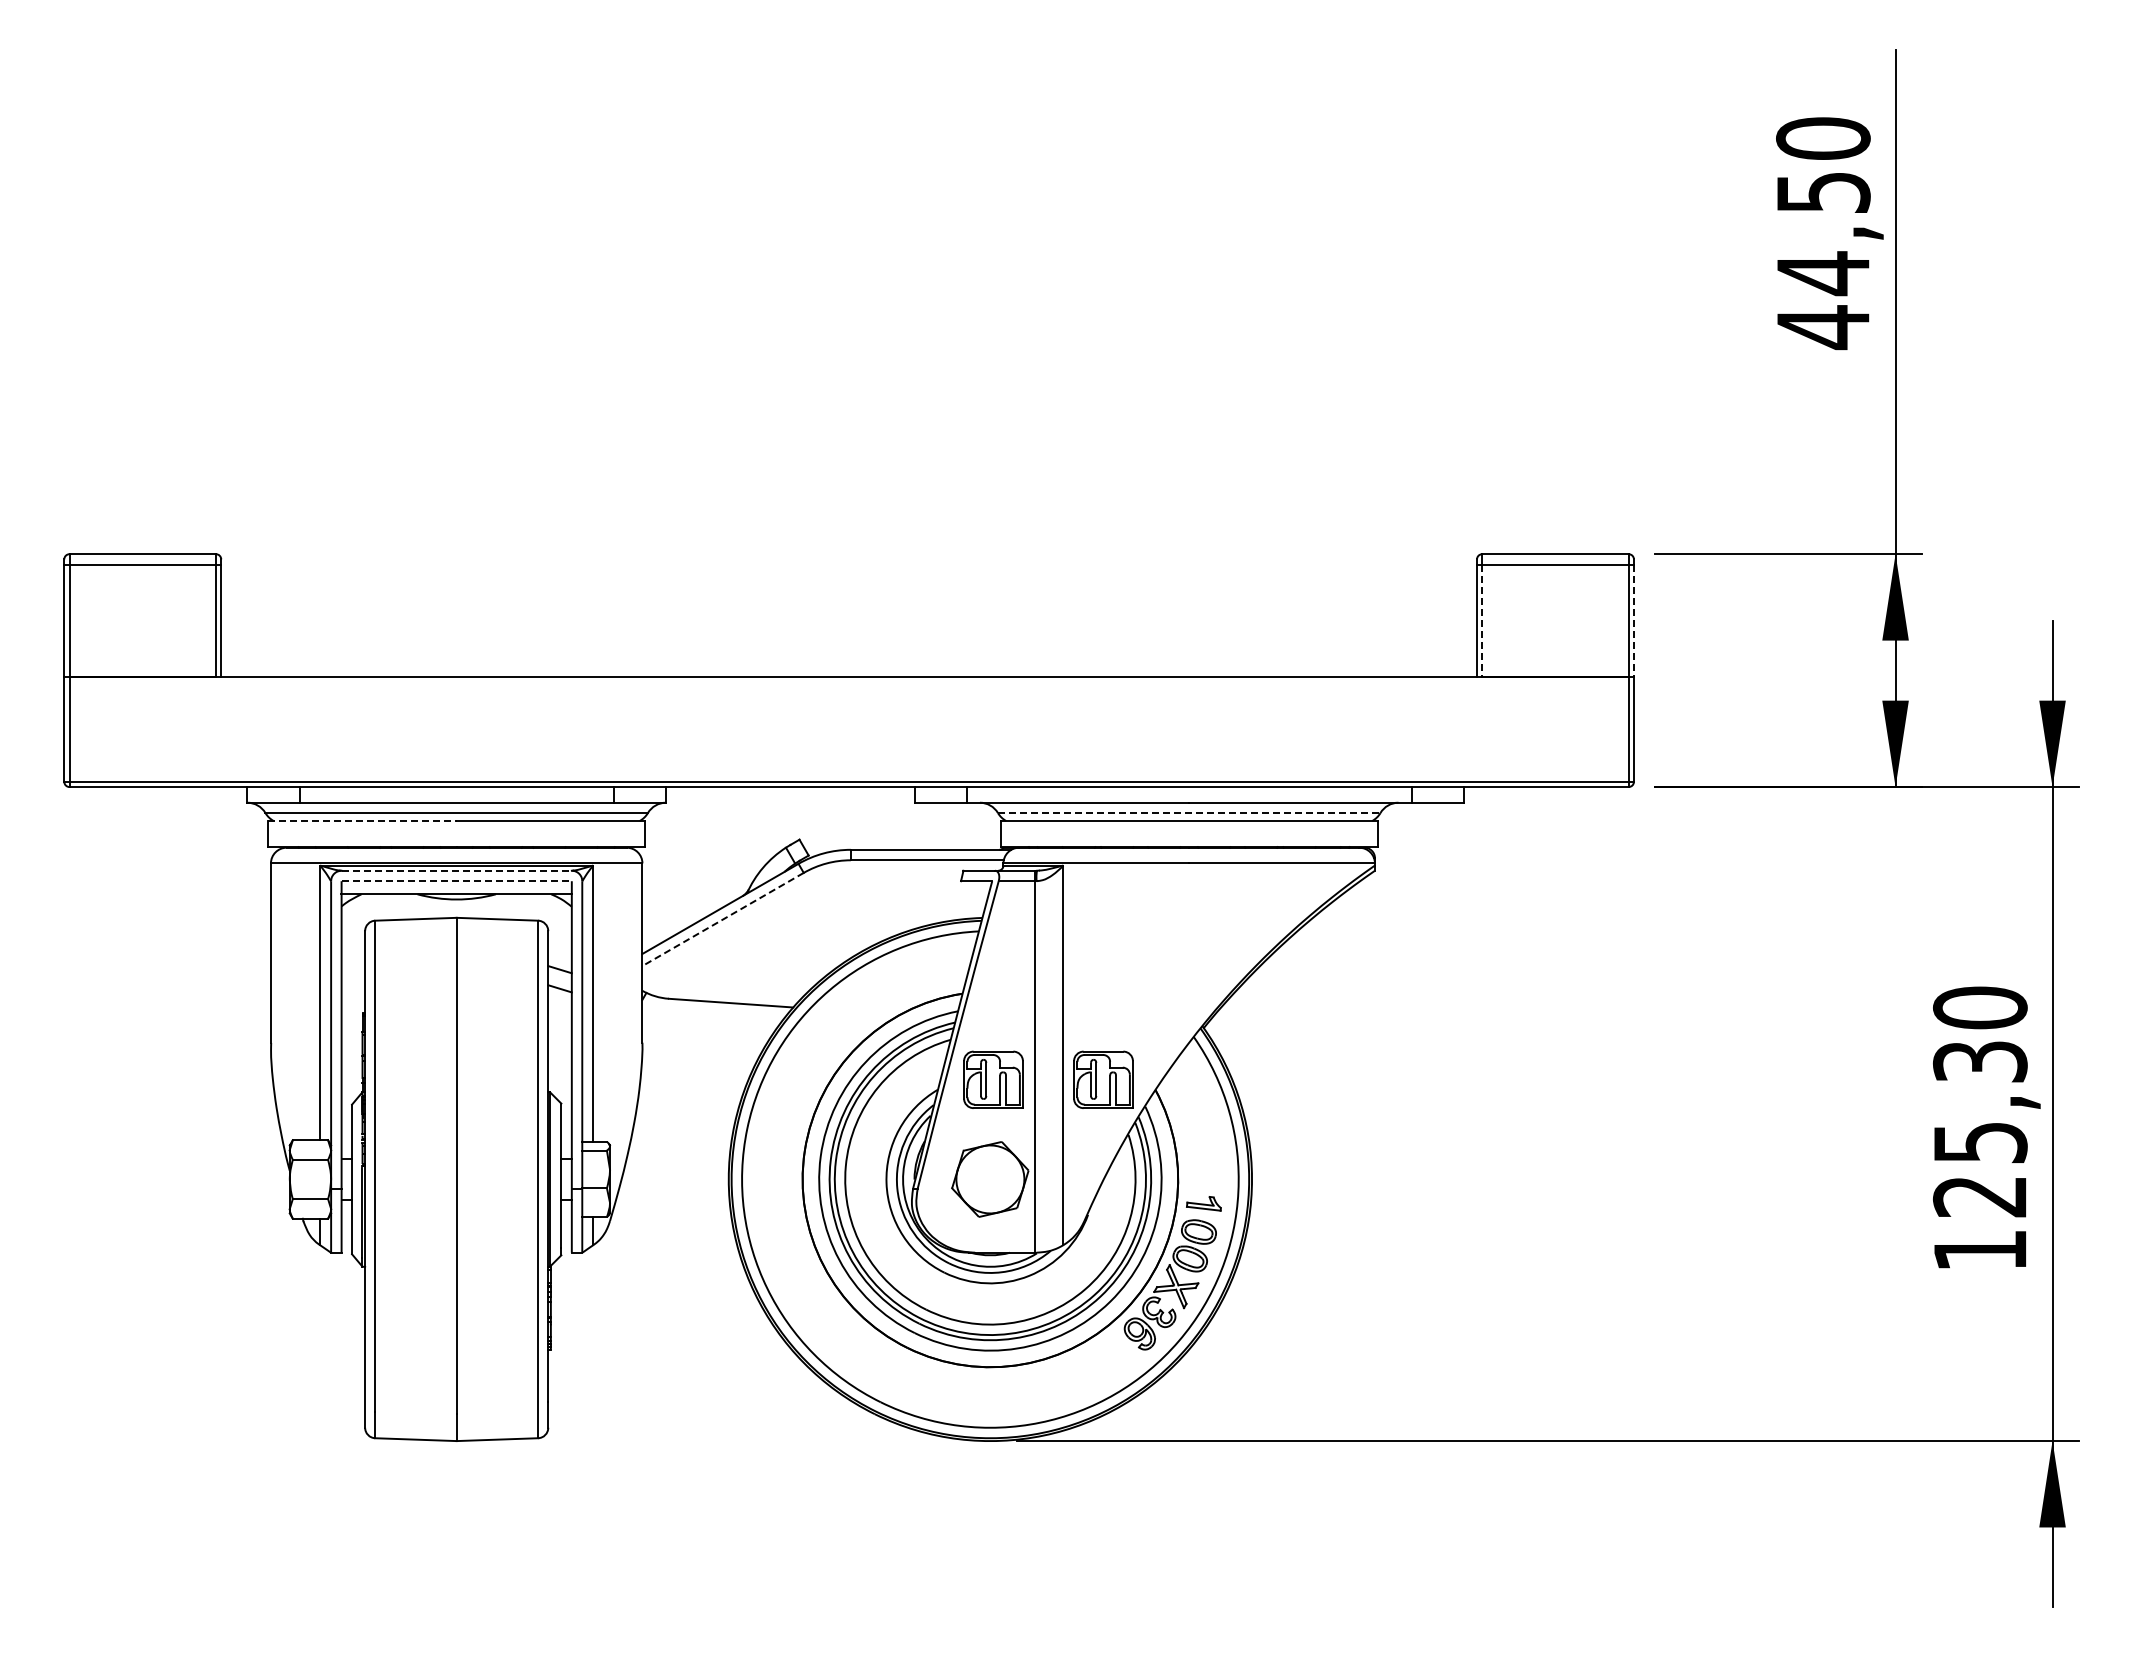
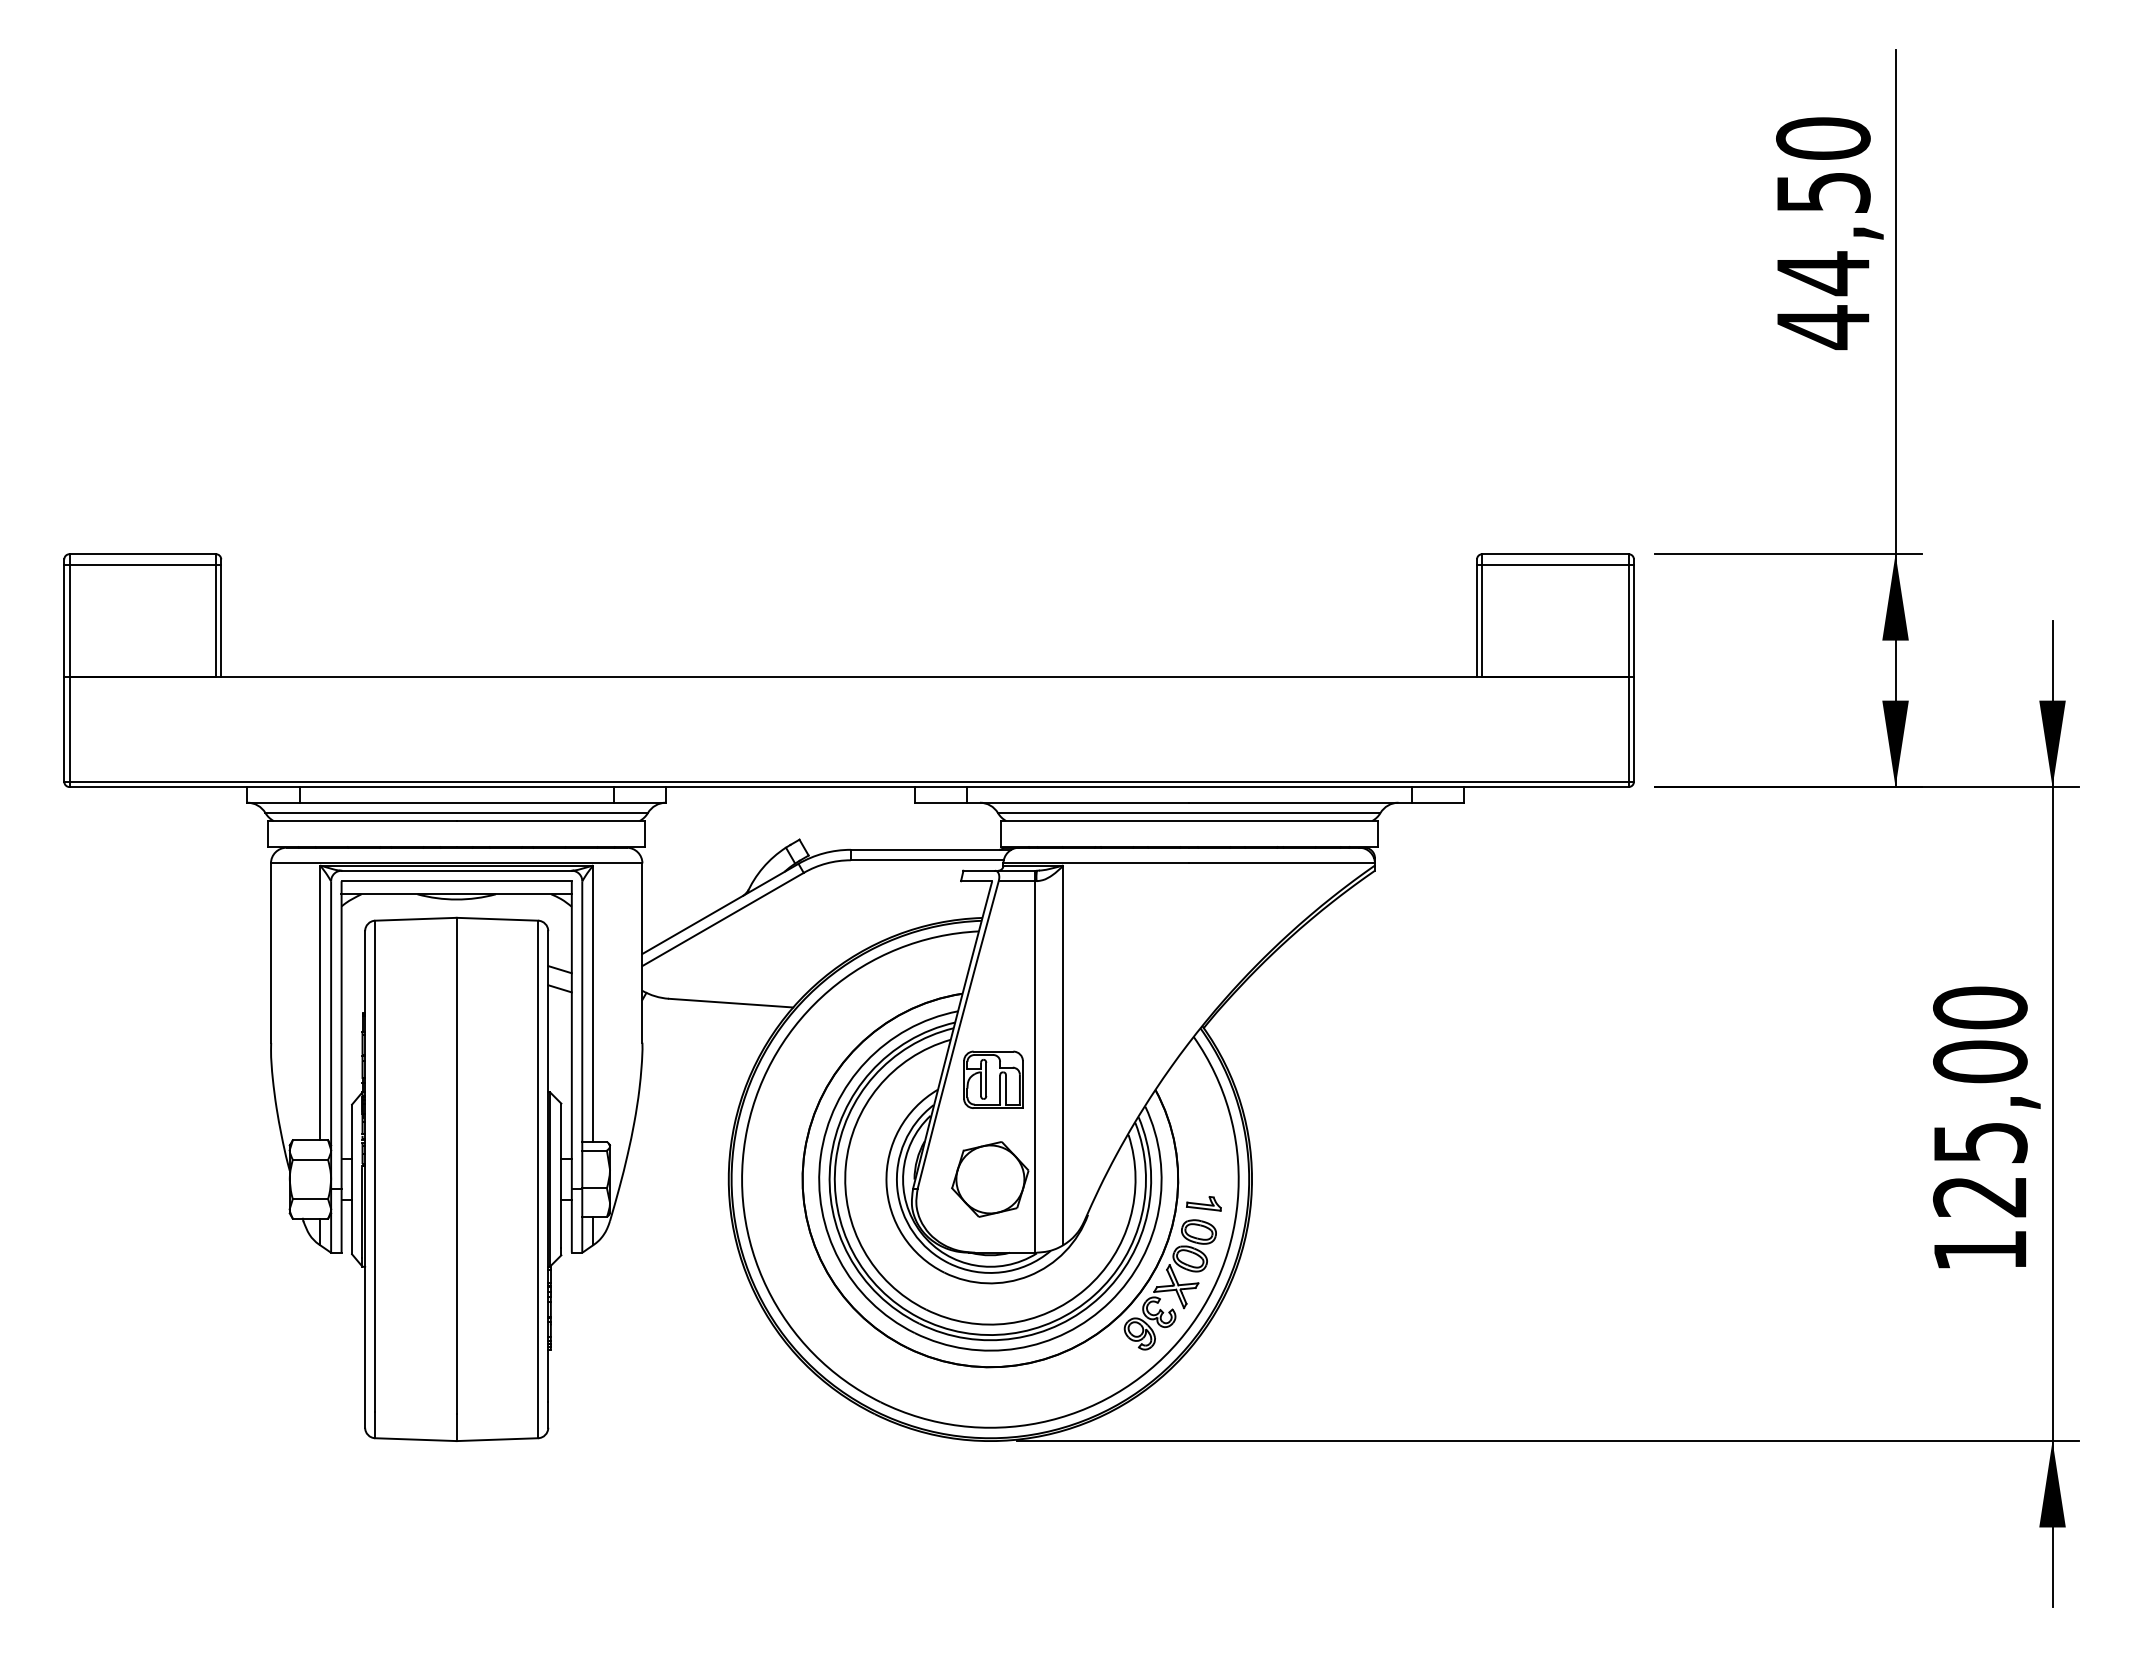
line: dashed -> solid (1482, 621)
line: dashed -> solid (1633, 621)
line: dashed -> solid (1189, 813)
line: dashed -> solid (363, 821)
line: dashed -> solid (457, 870)
line: dashed -> solid (457, 881)
line: dashed -> solid (722, 919)
text: 125,30 -> 125,00 (1980, 1061)
part: present -> none (1103, 1079)
